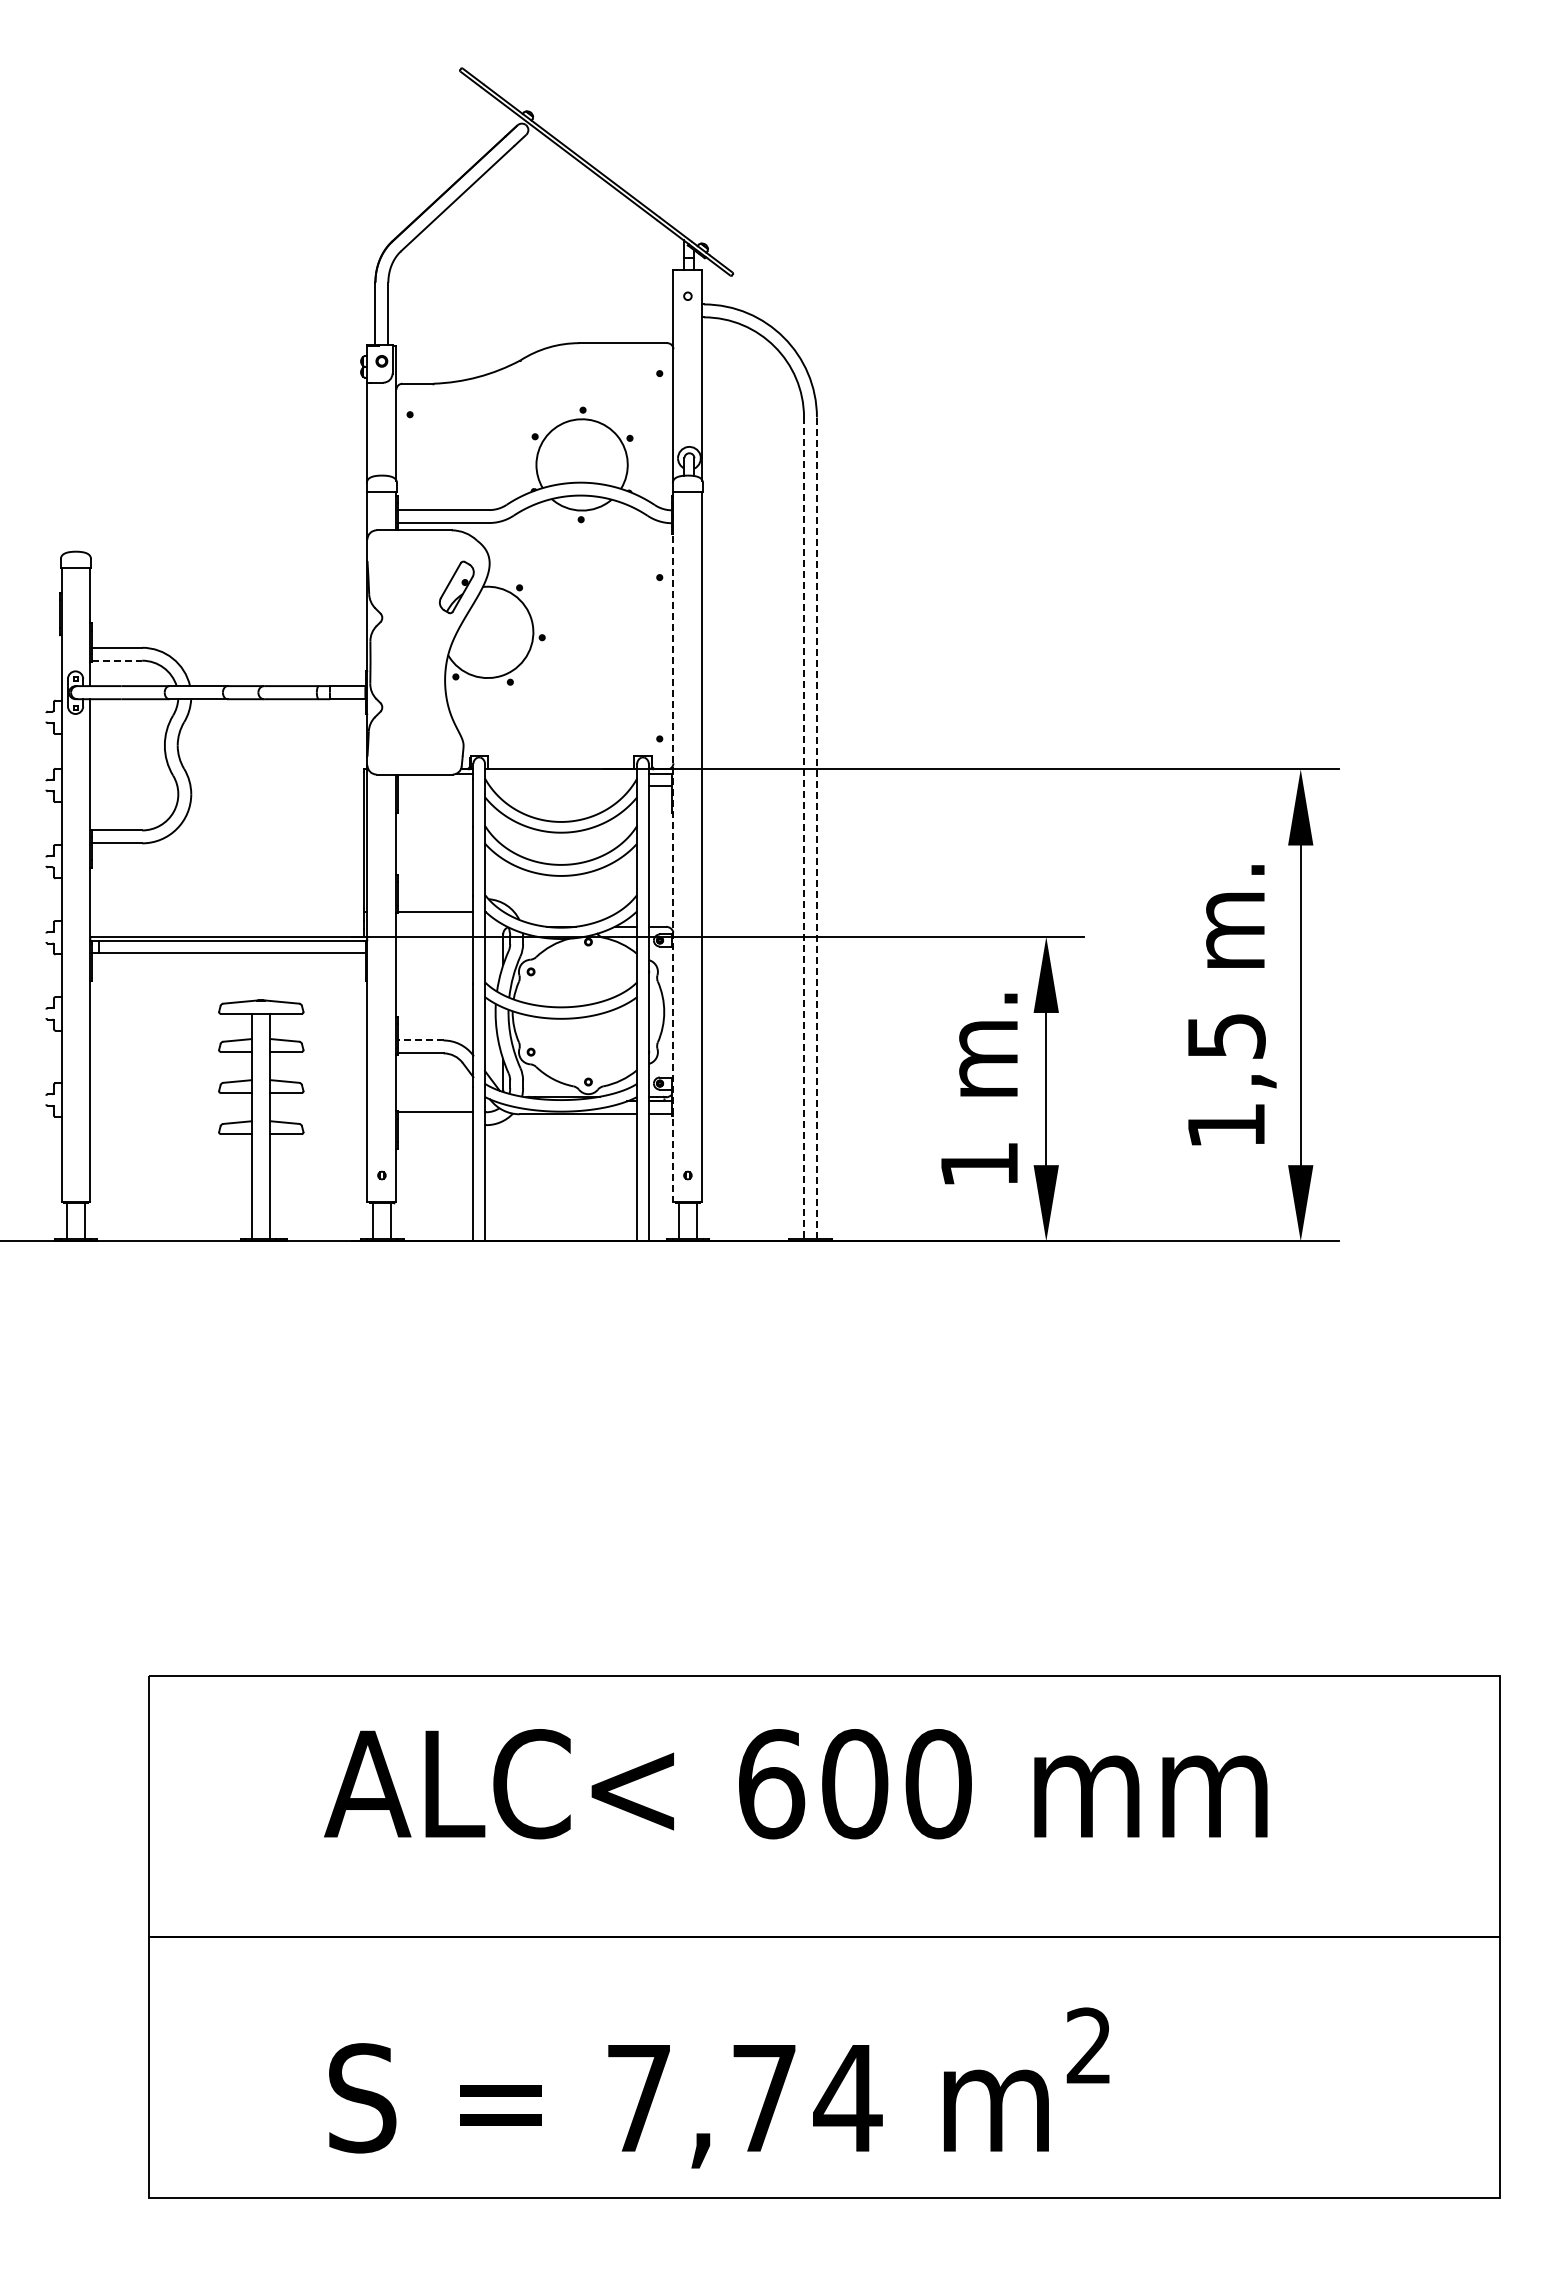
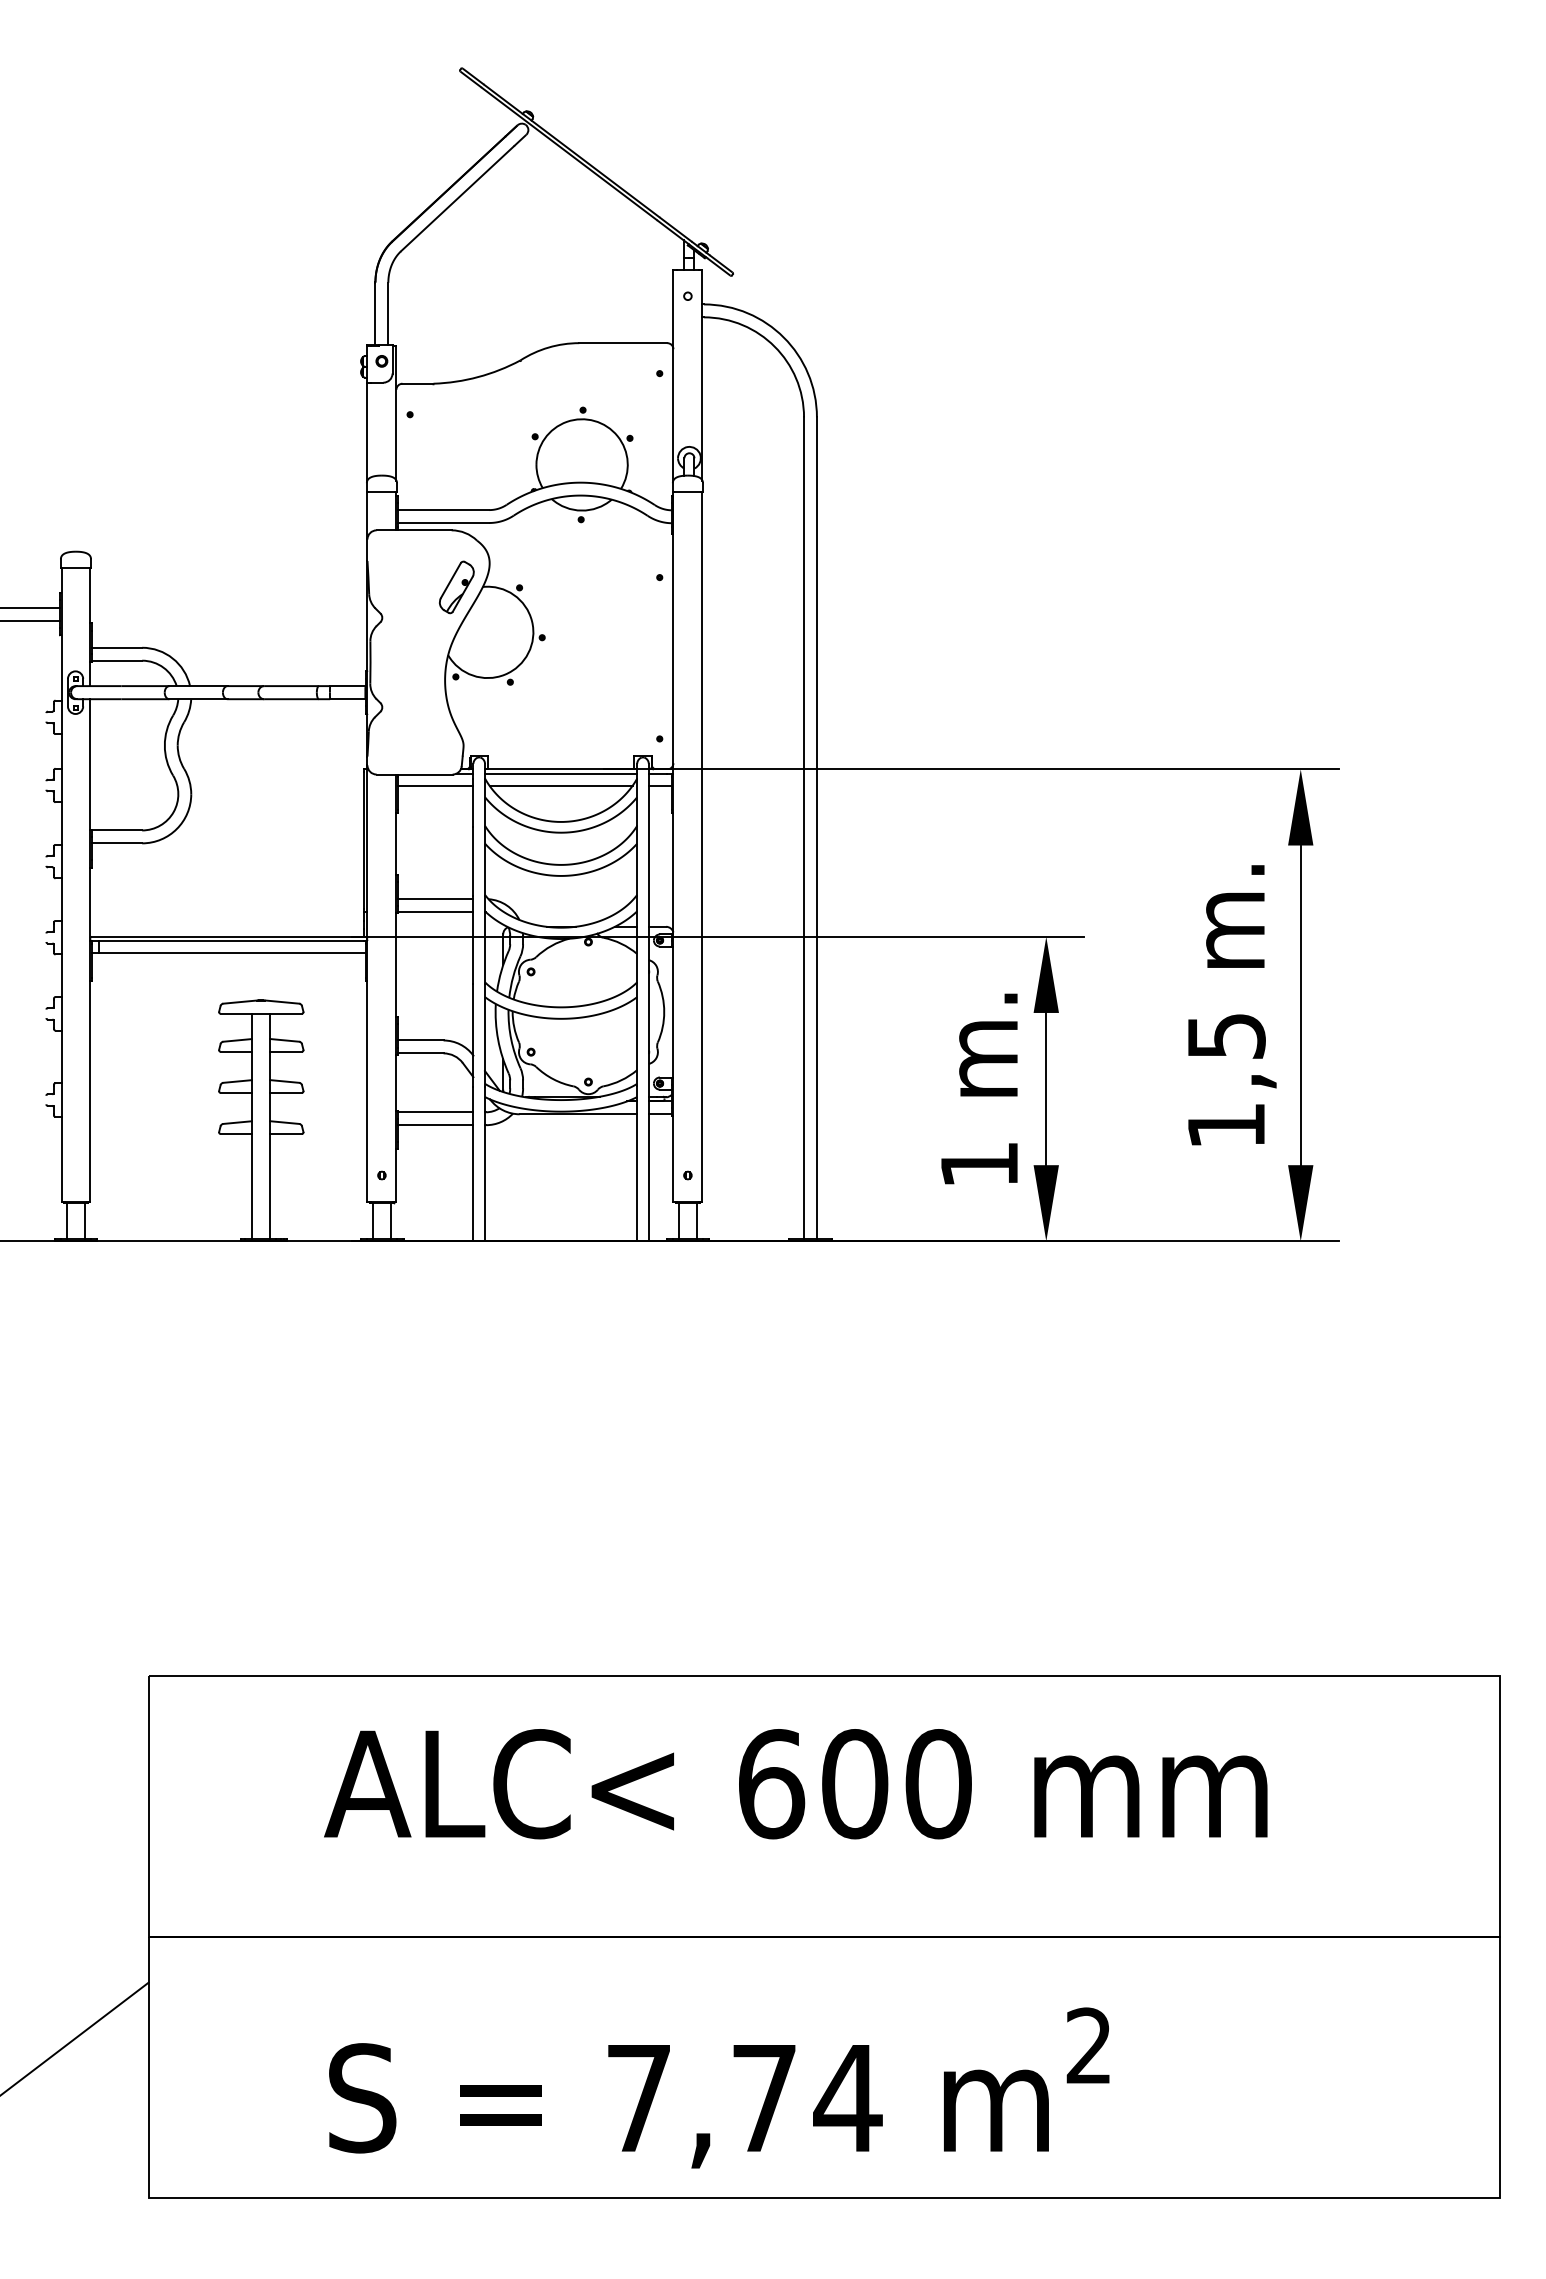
line: none -> present (30, 607)
line: none -> present (30, 620)
line: dashed -> solid (117, 660)
line: none -> present (561, 773)
line: none -> present (435, 785)
line: none -> present (560, 785)
line: dashed -> solid (816, 827)
line: dashed -> solid (804, 828)
line: dashed -> solid (673, 847)
line: none -> present (435, 899)
line: dashed -> solid (420, 1040)
line: none -> present (435, 1125)
line: none -> present (75, 2038)
